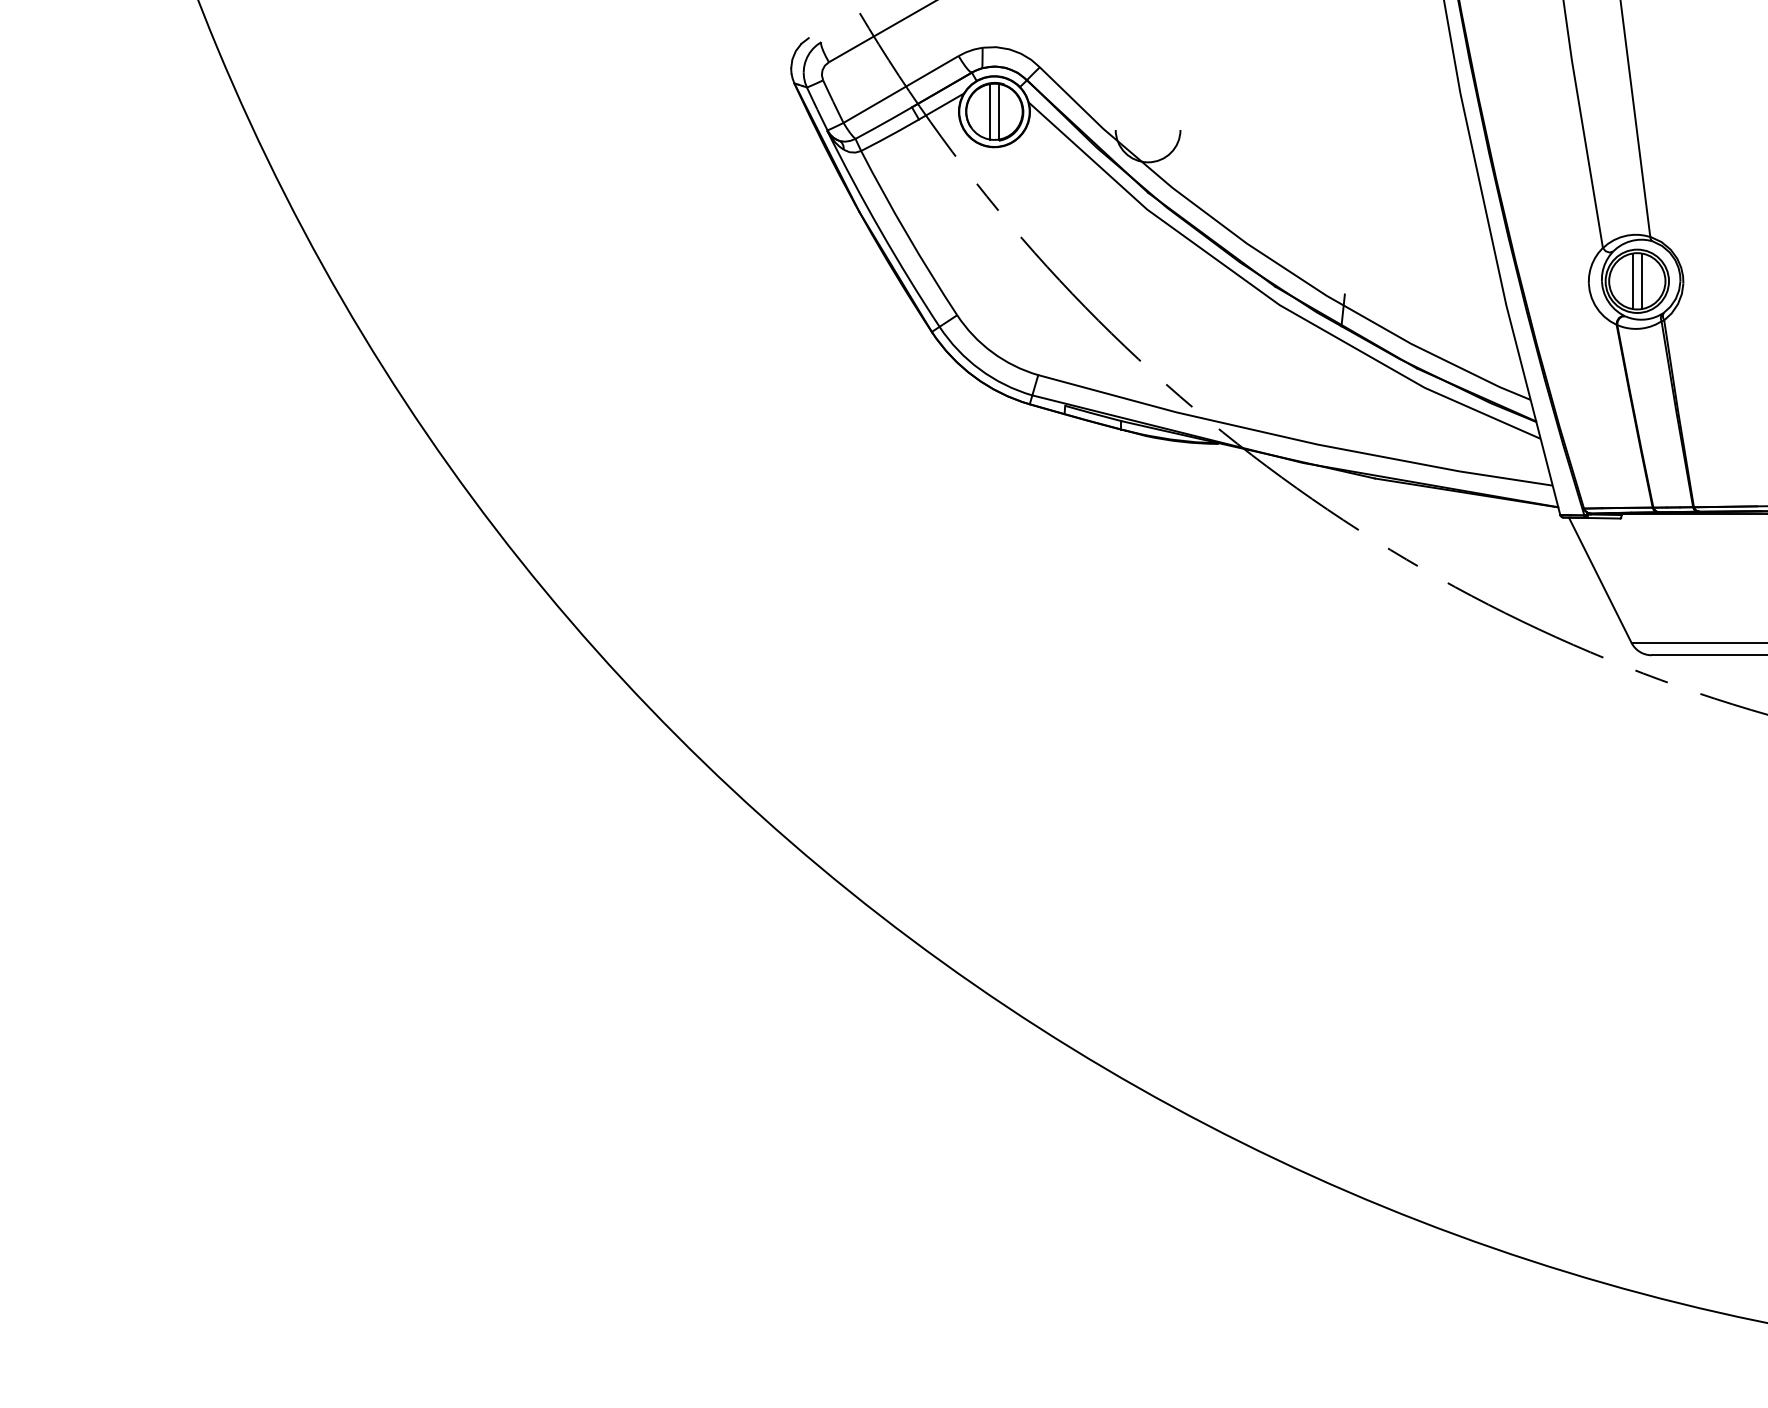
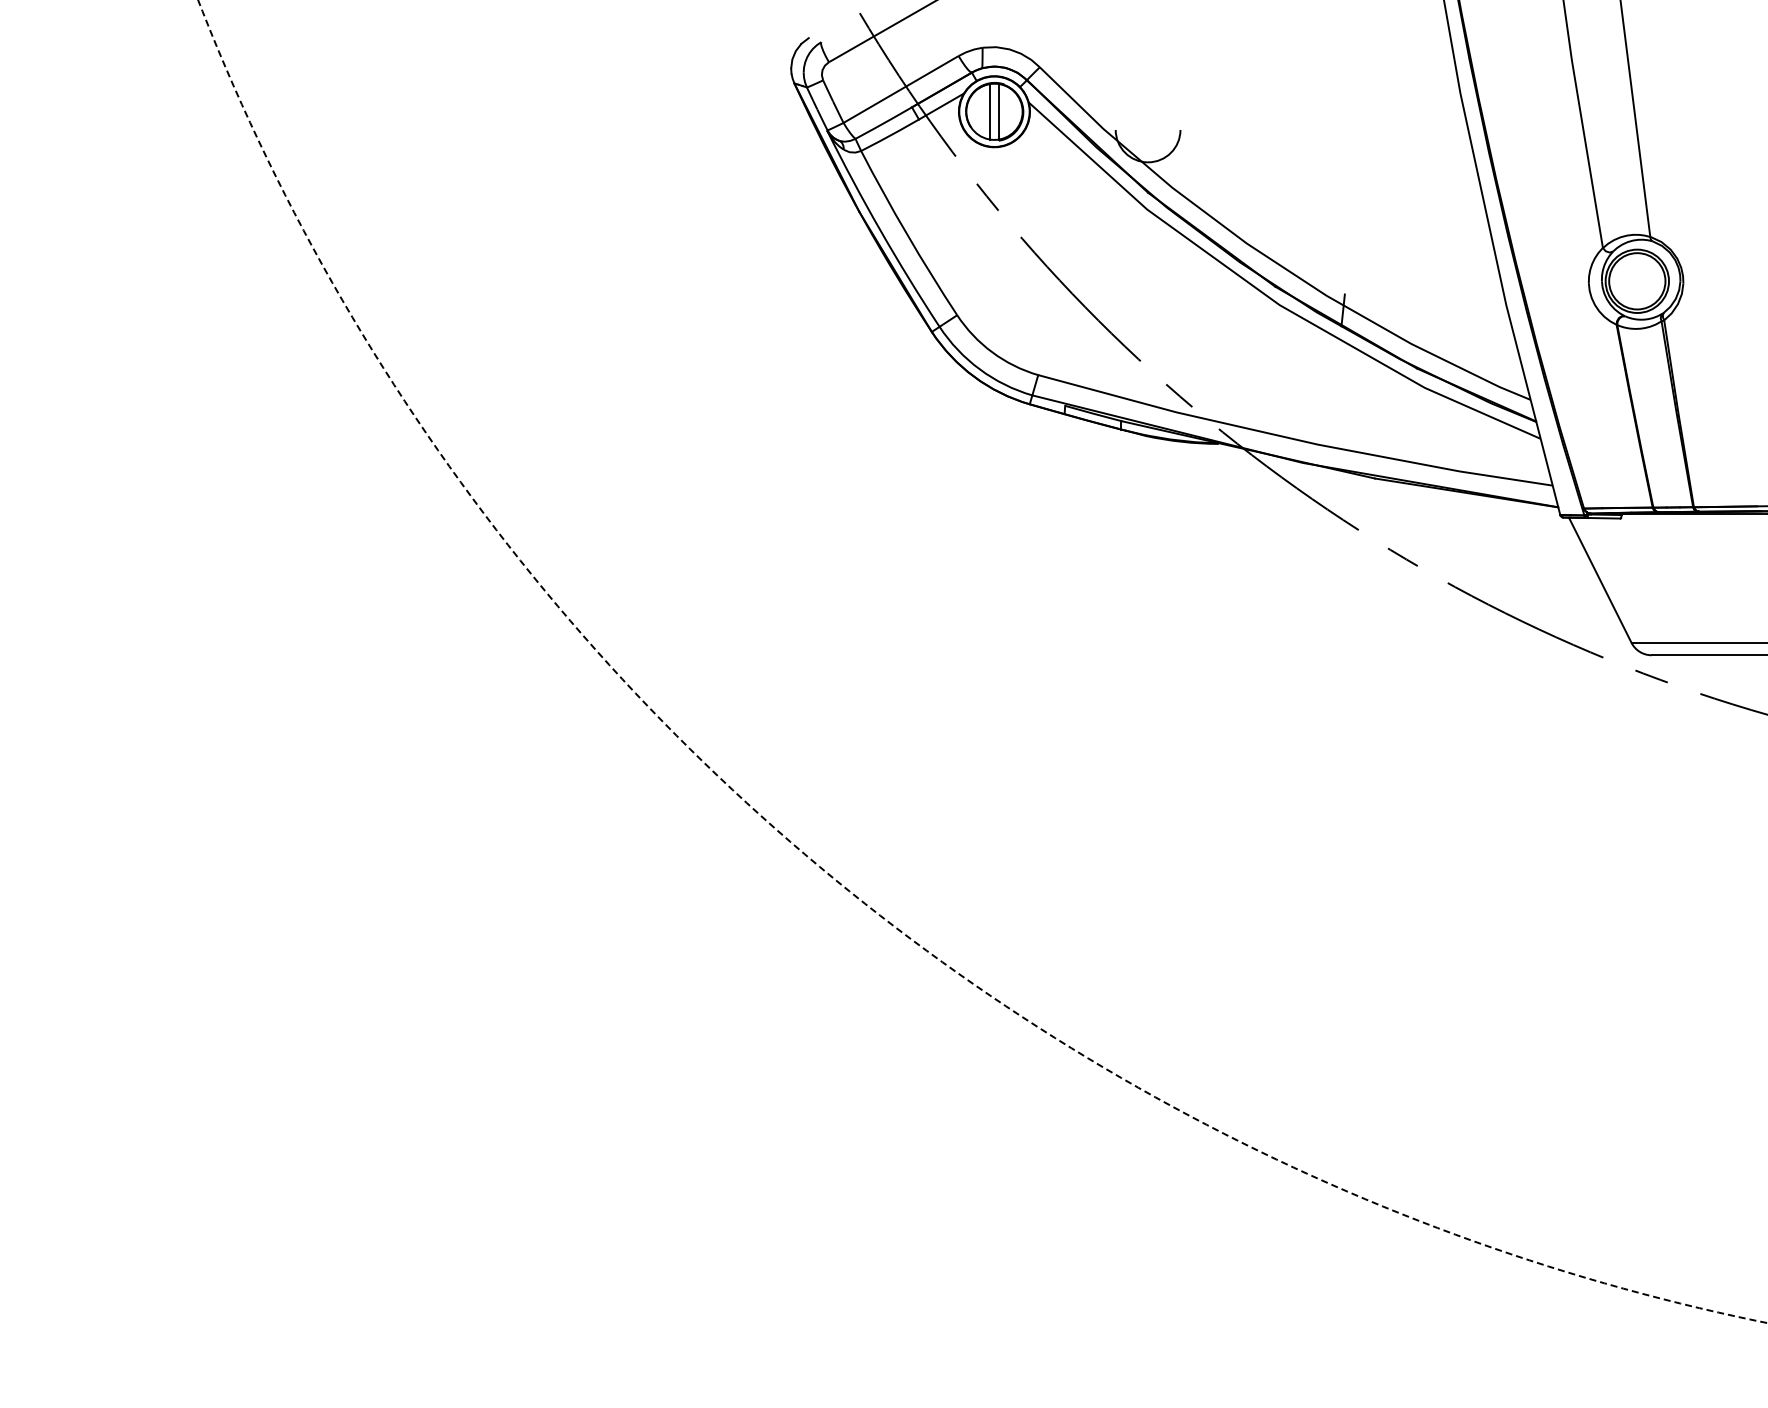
line: present -> none (1632, 281)
line: present -> none (1641, 281)
arc: solid -> dashed (812, 861)
